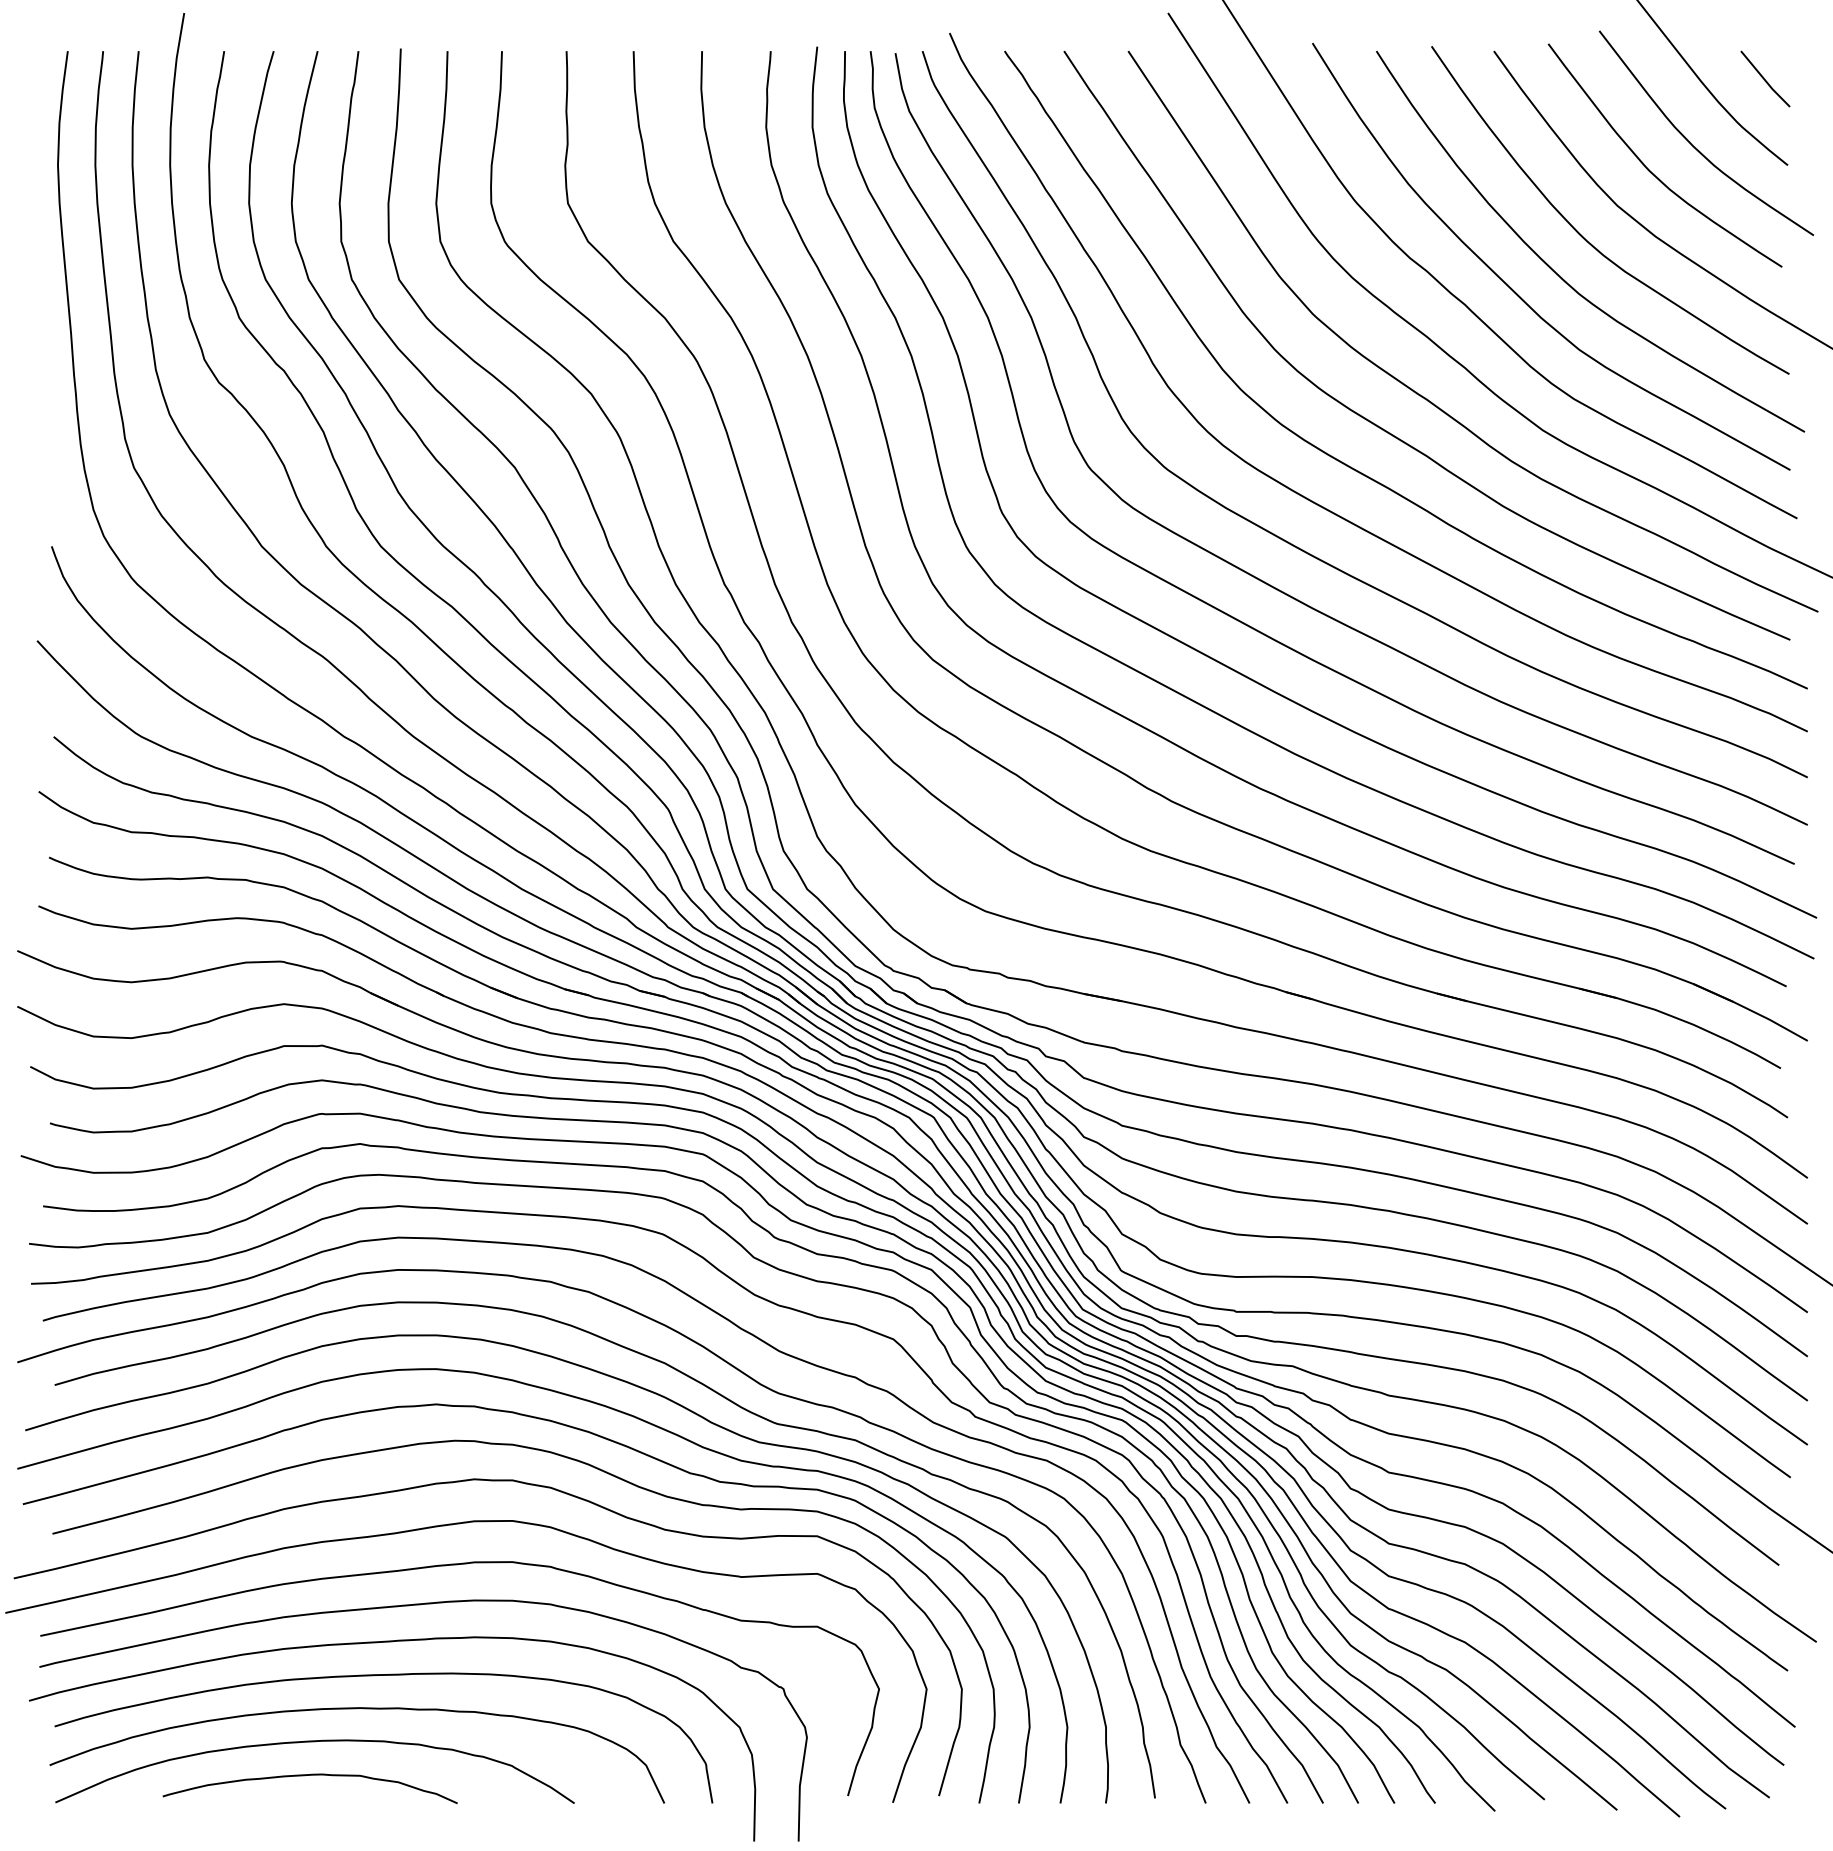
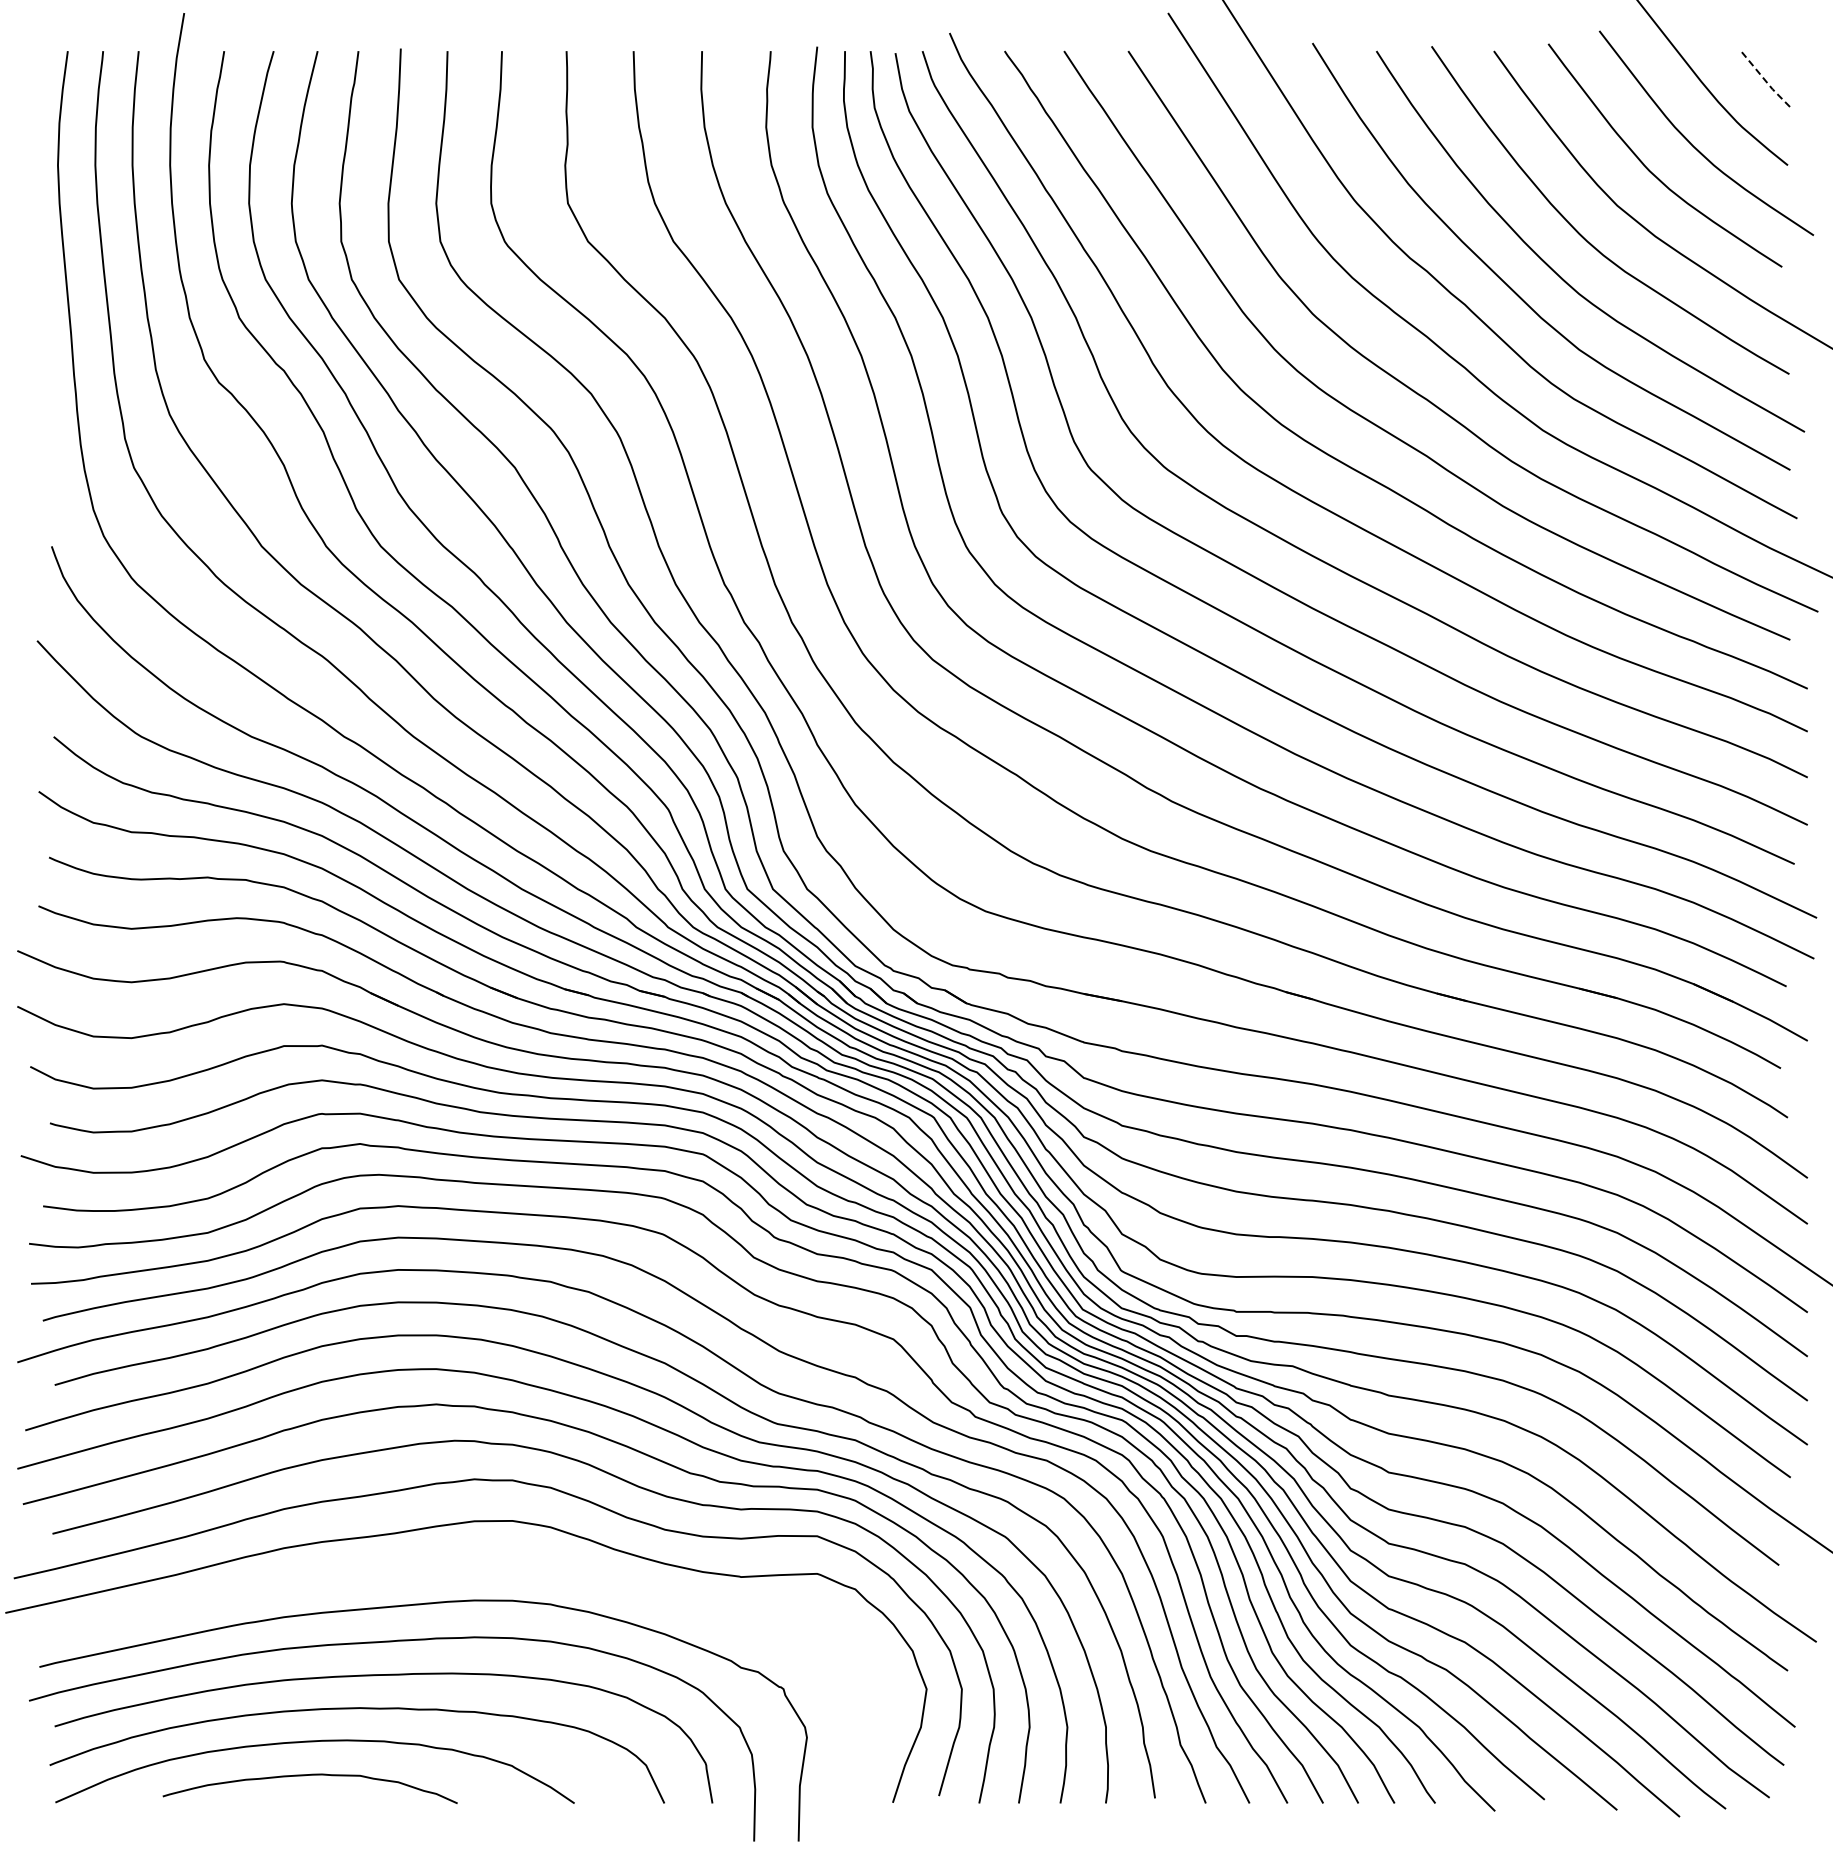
line: solid -> dashed (1764, 80)
curve: present -> none (445, 1566)
